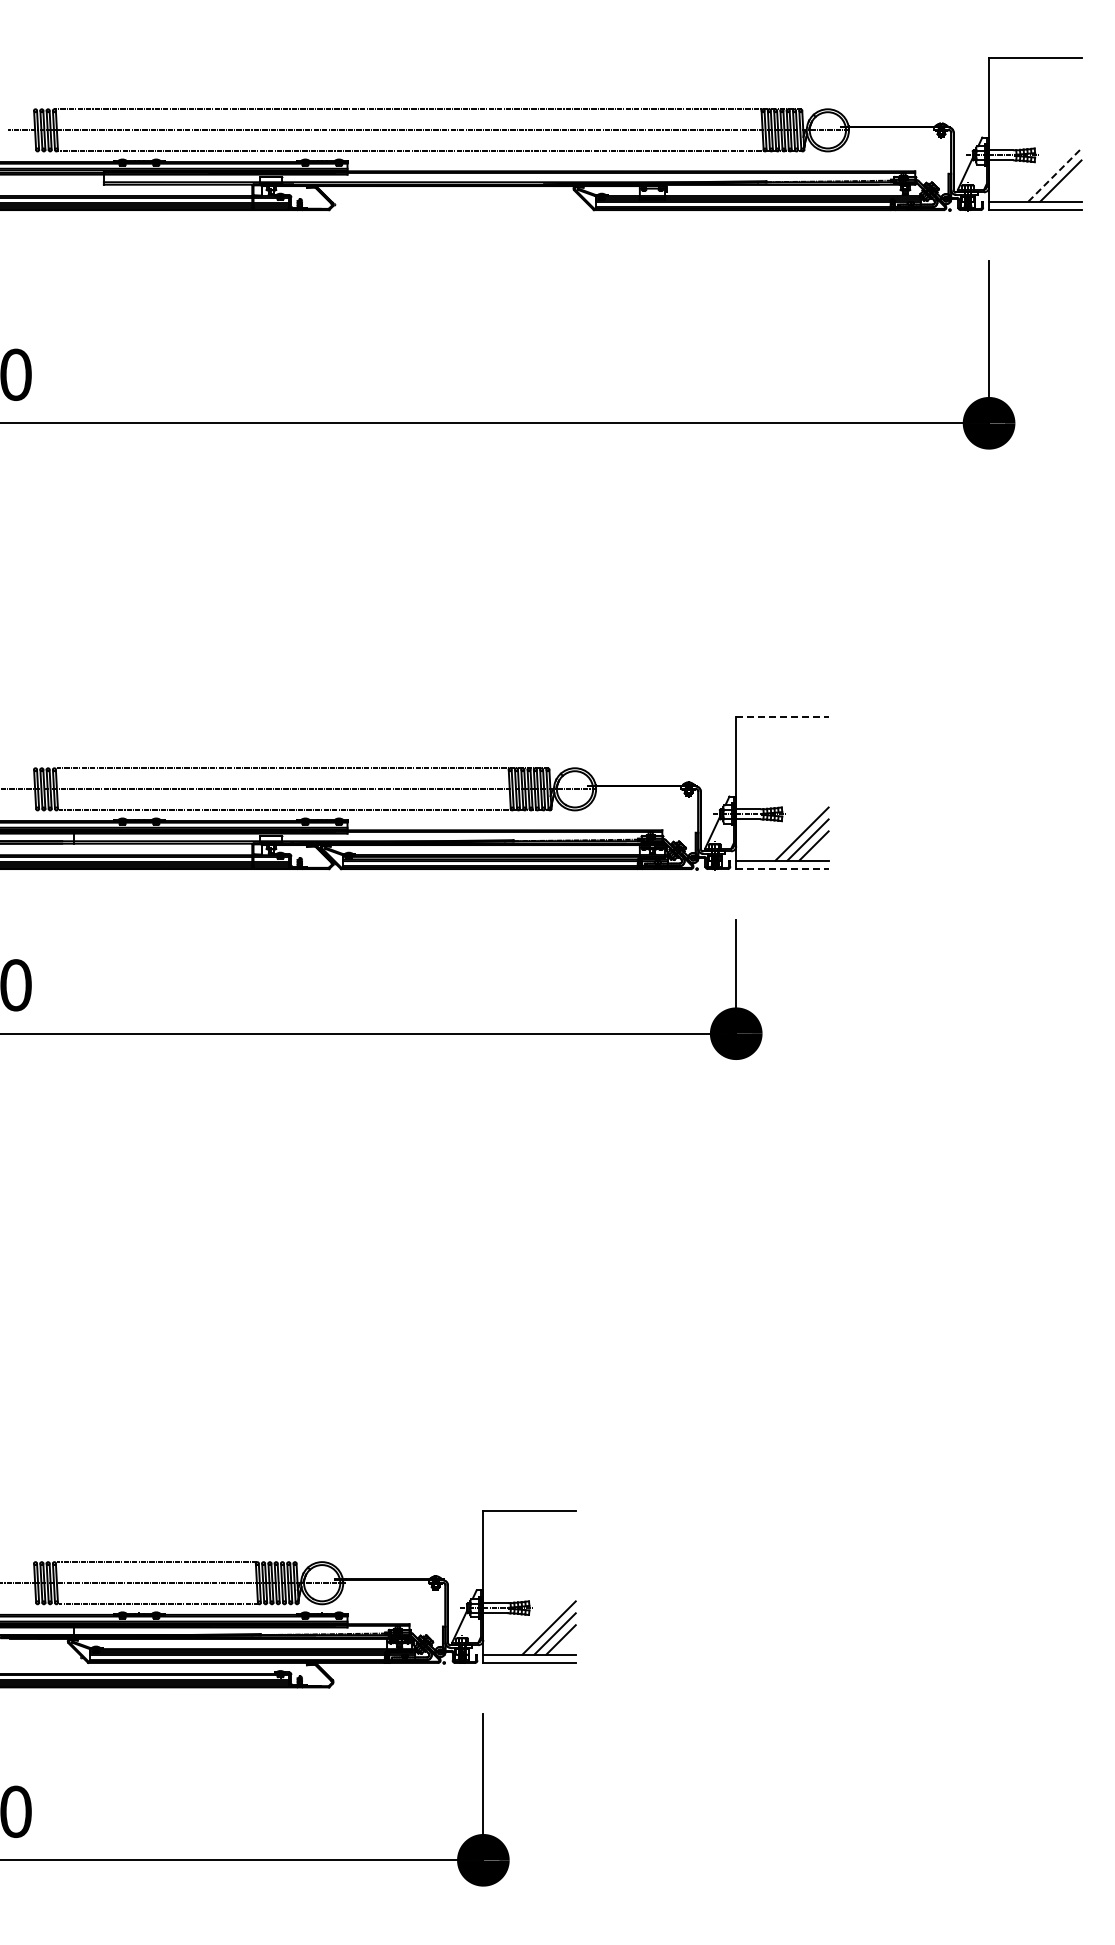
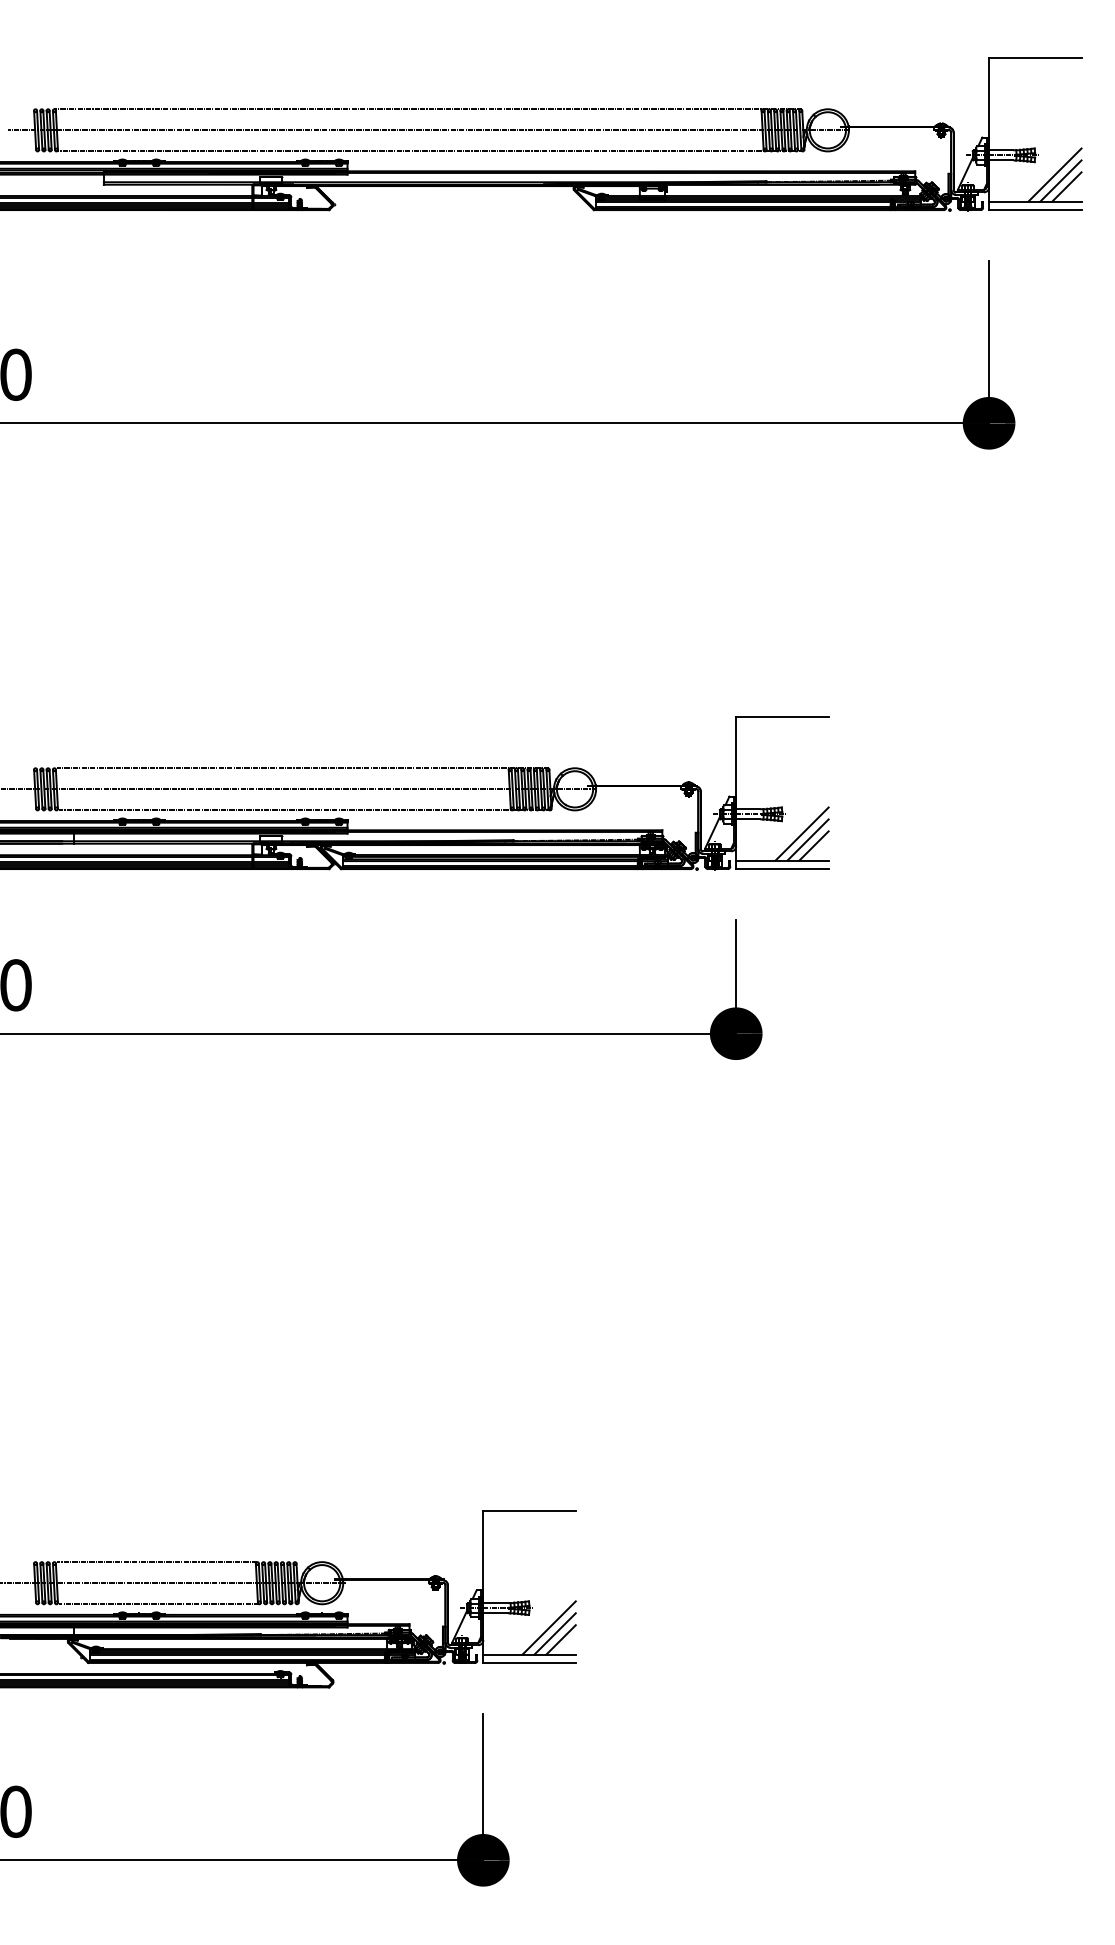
line: dashed -> solid (1054, 175)
line: none -> present (1066, 186)
line: dashed -> solid (782, 717)
line: dashed -> solid (782, 869)
